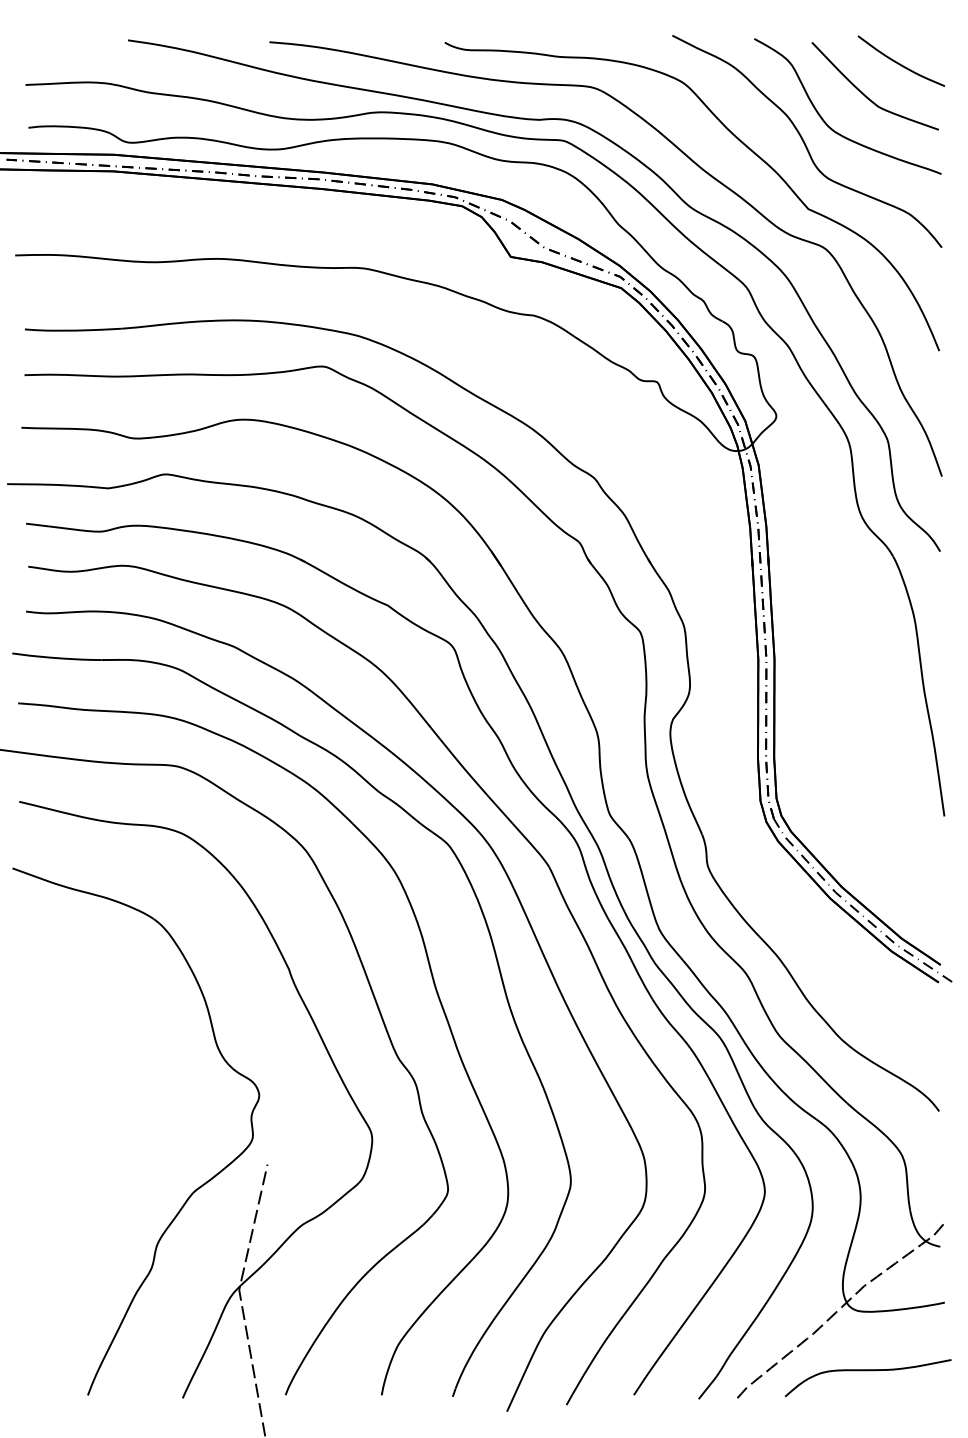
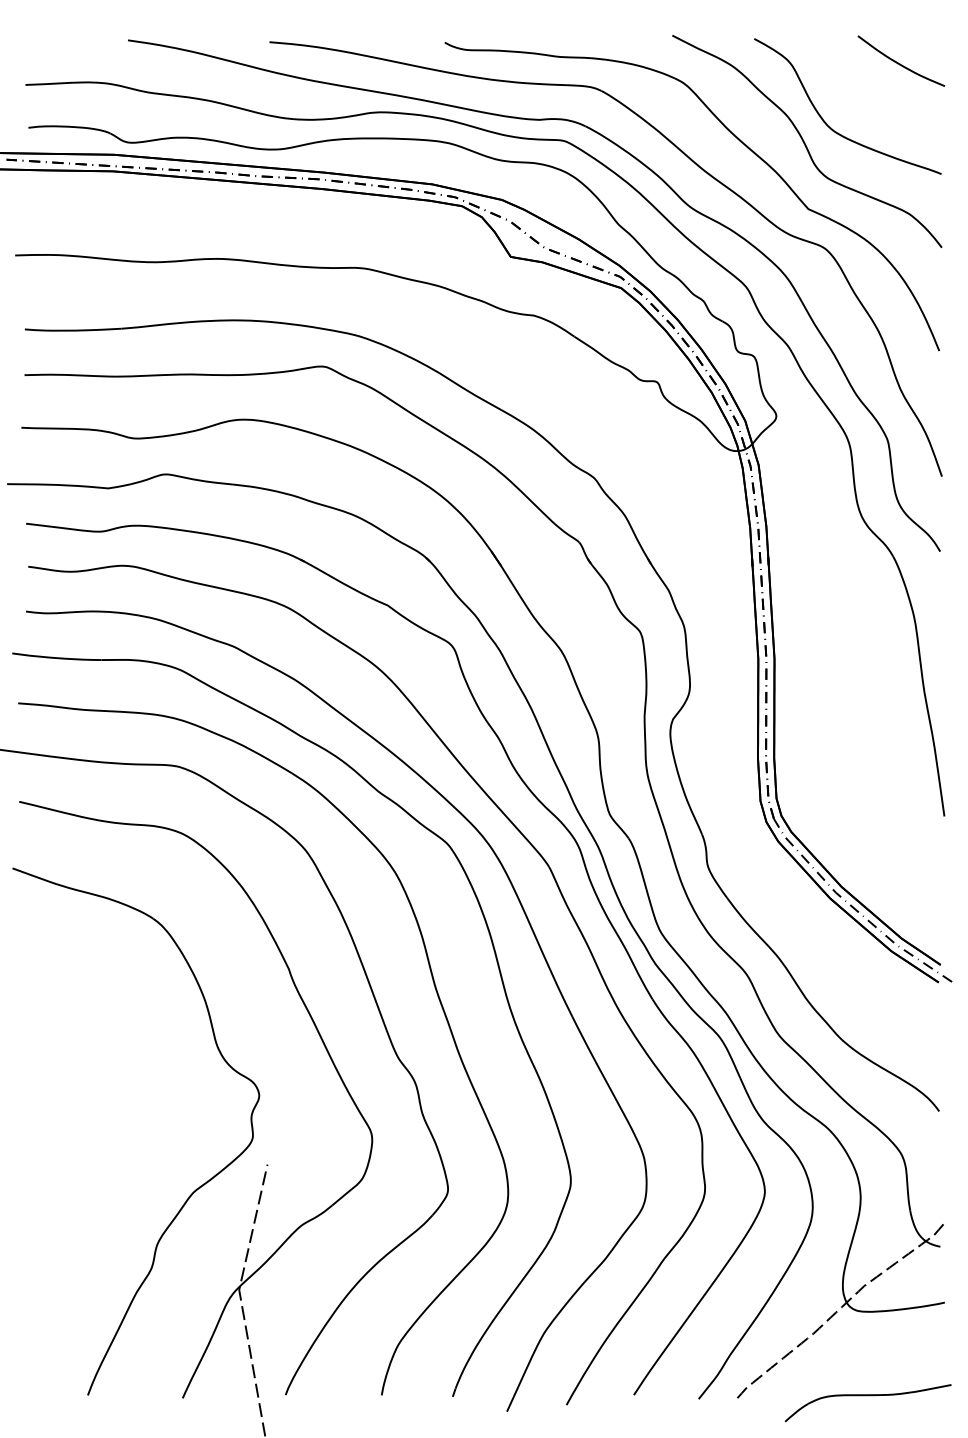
curve: present -> none (865, 94)
part position: (867, 1371) -> (867, 1396) (867, 1396)
